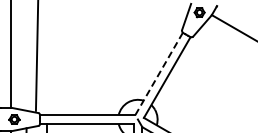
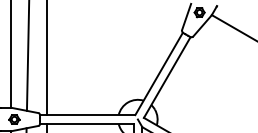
line position: (36, 56) -> (27, 56) (27, 56)
line: none -> present (46, 58)
line: dashed -> solid (159, 73)
